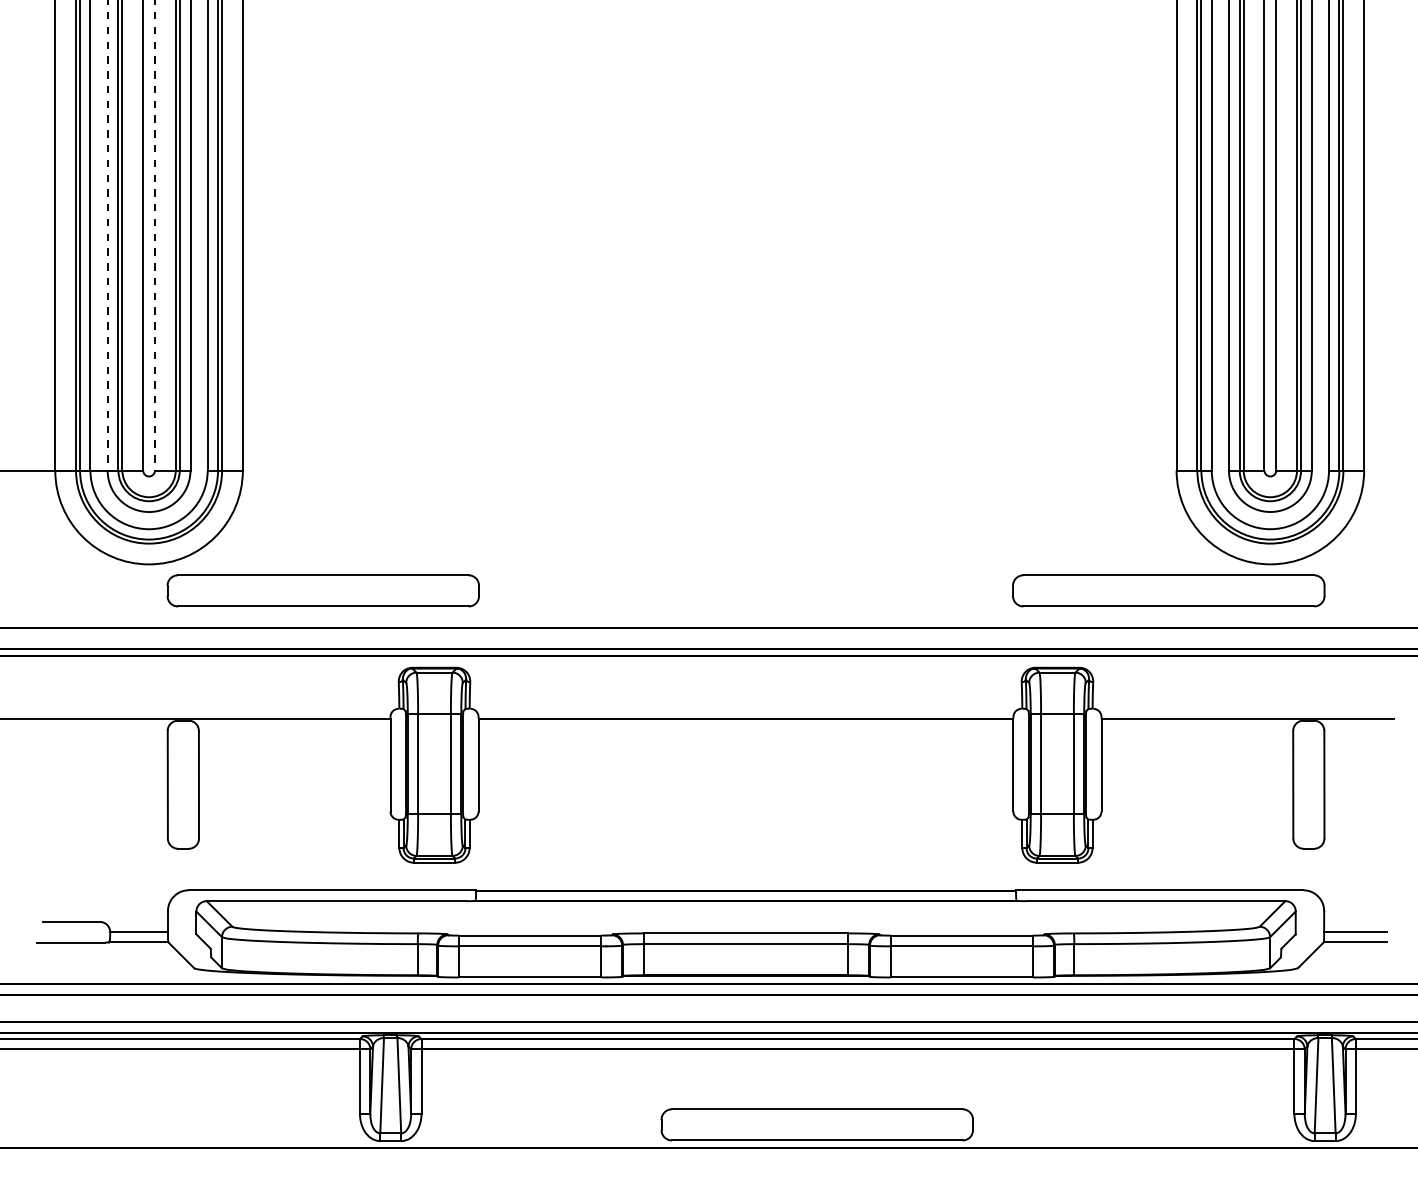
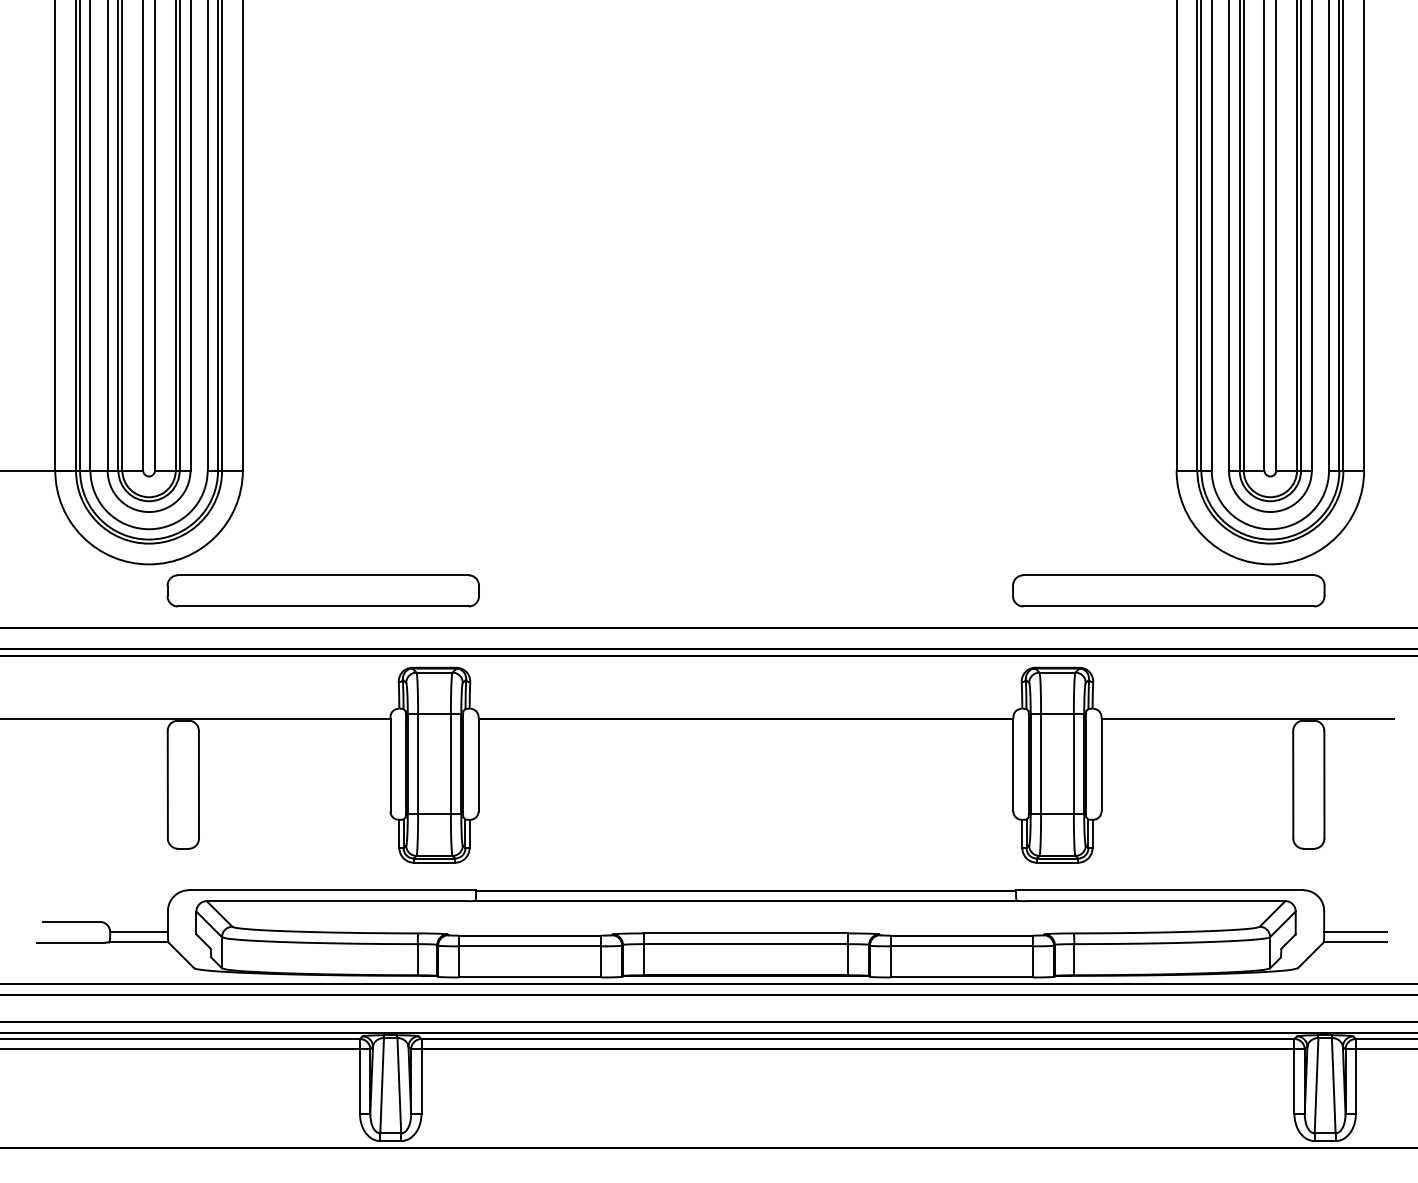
line: dashed -> solid (107, 235)
line: dashed -> solid (154, 235)
part: present -> none (816, 1124)
